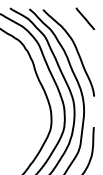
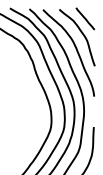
curve: none -> present (81, 33)
